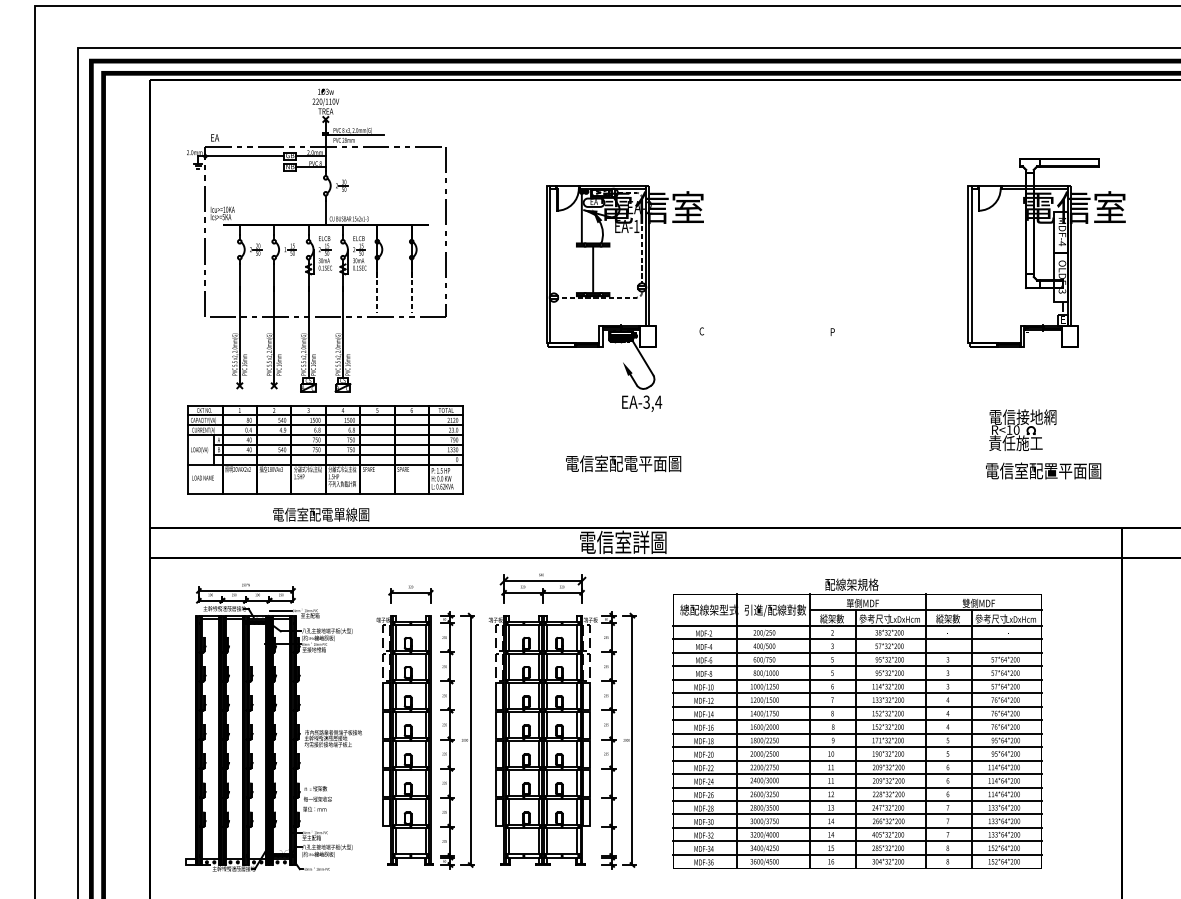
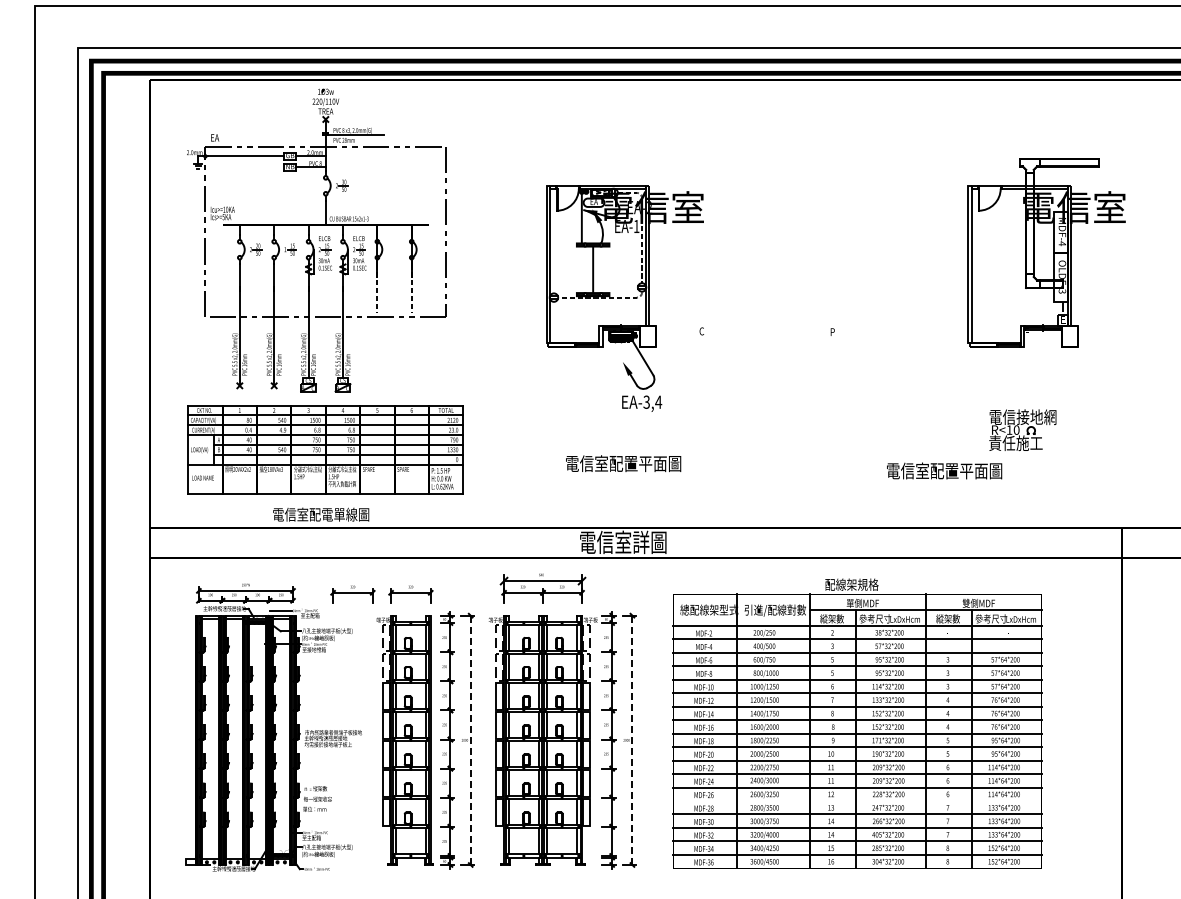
text: 電信室配電平面圖 -> 電信室配置平面圖 (630, 463)
text position: (1043, 470) -> (944, 470) (944, 470)
part: none -> present (352, 594)
line: solid -> dashed (470, 740)
line: solid -> dashed (632, 740)
line: present -> none (857, 800)
